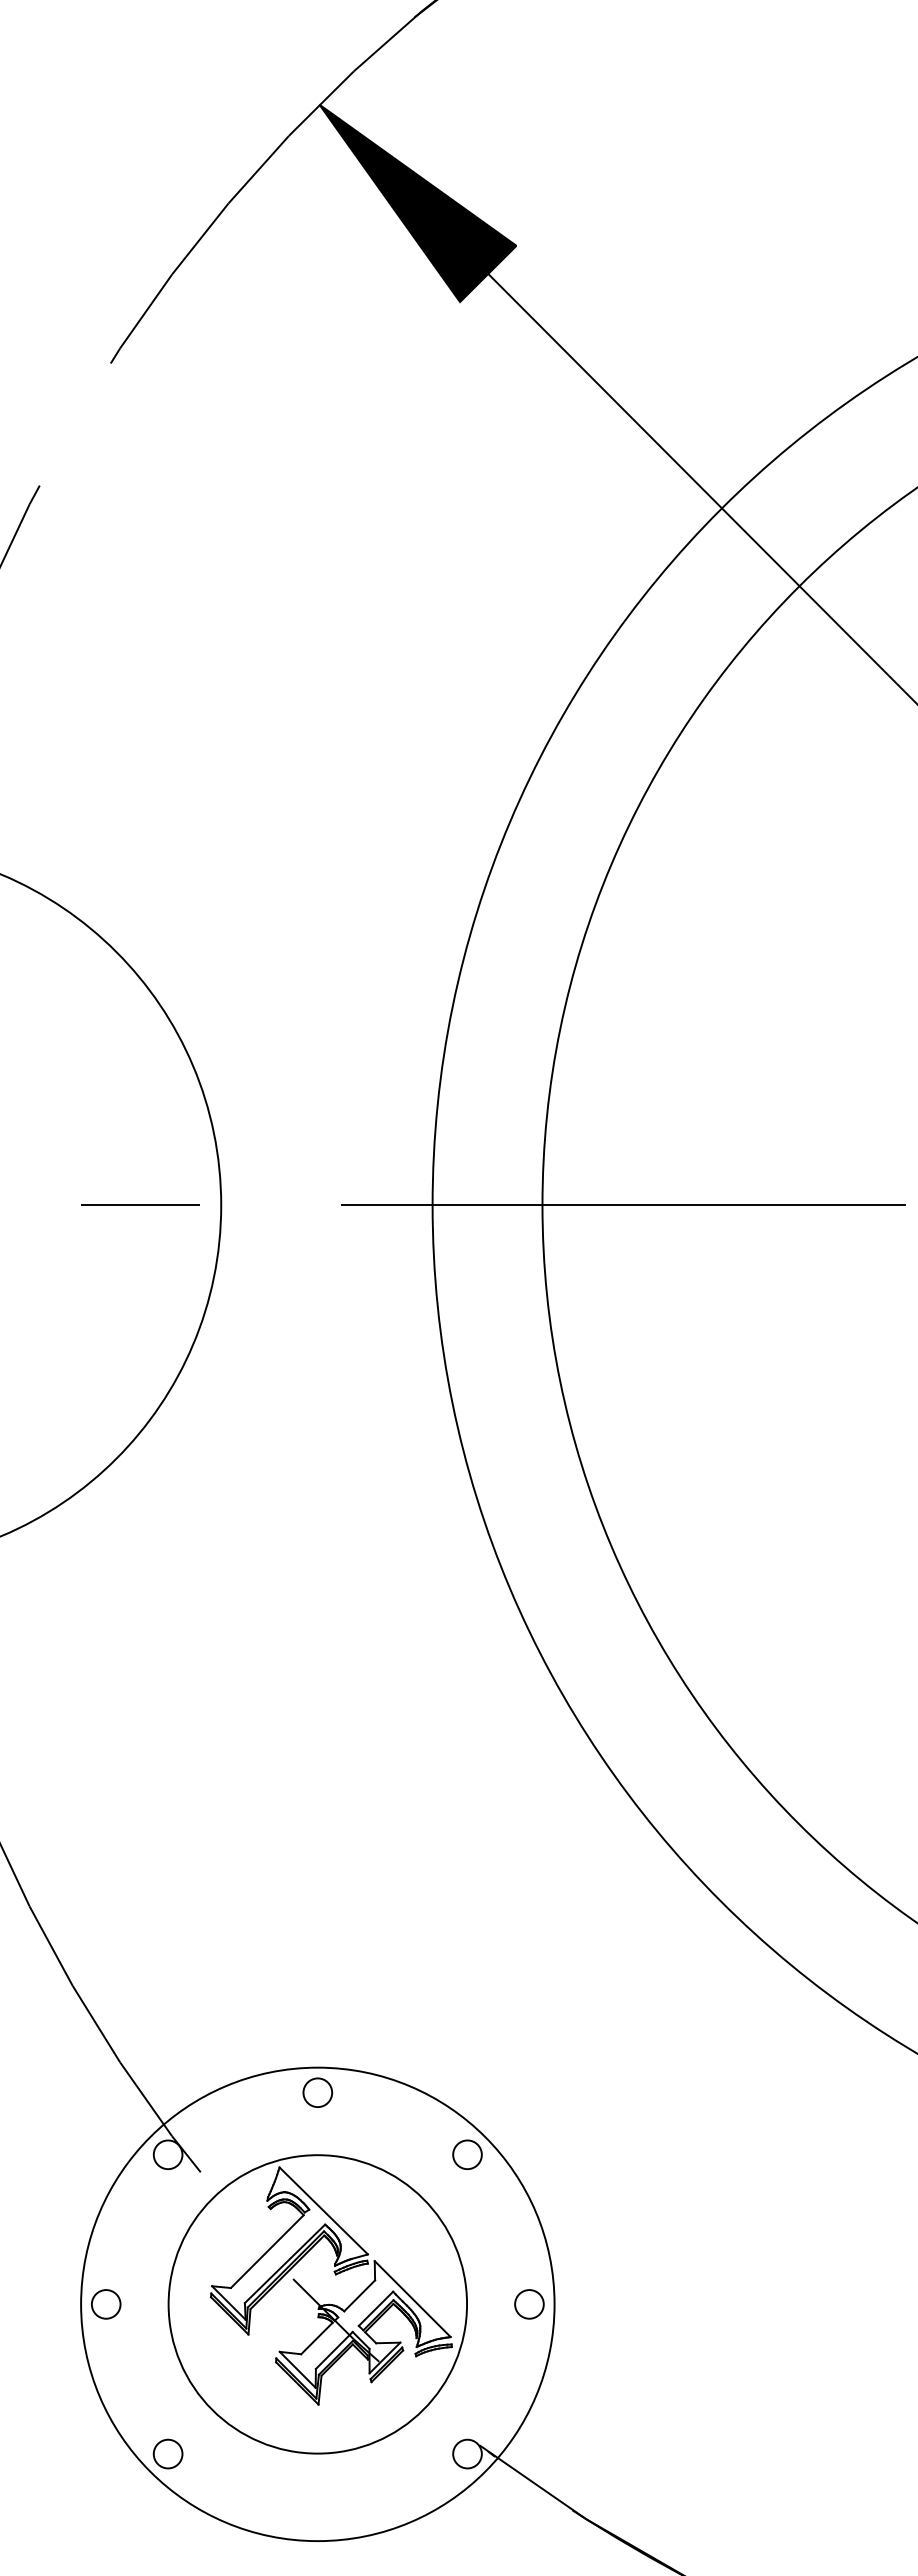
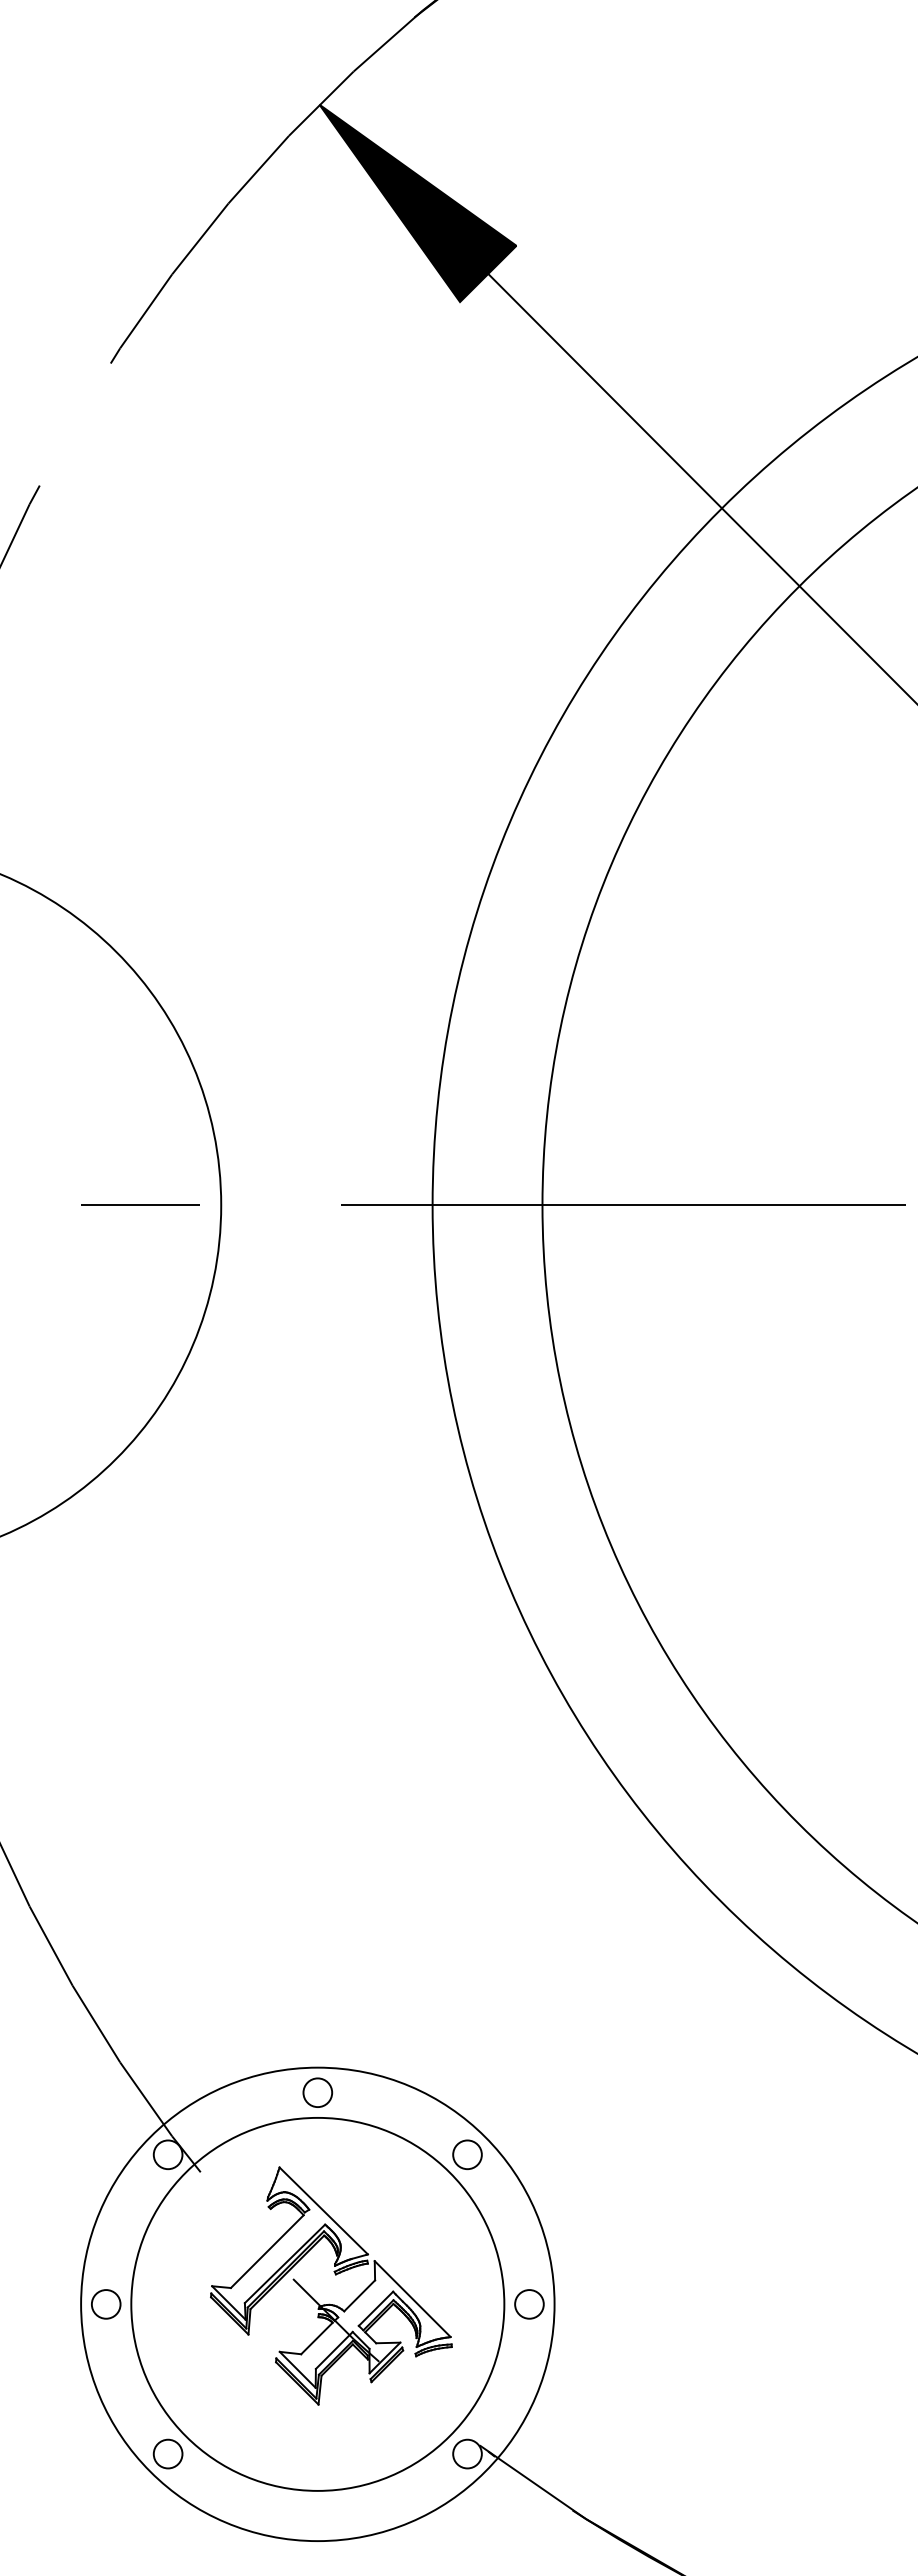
circle diameter: 298 px -> 373 px (317, 2303)
